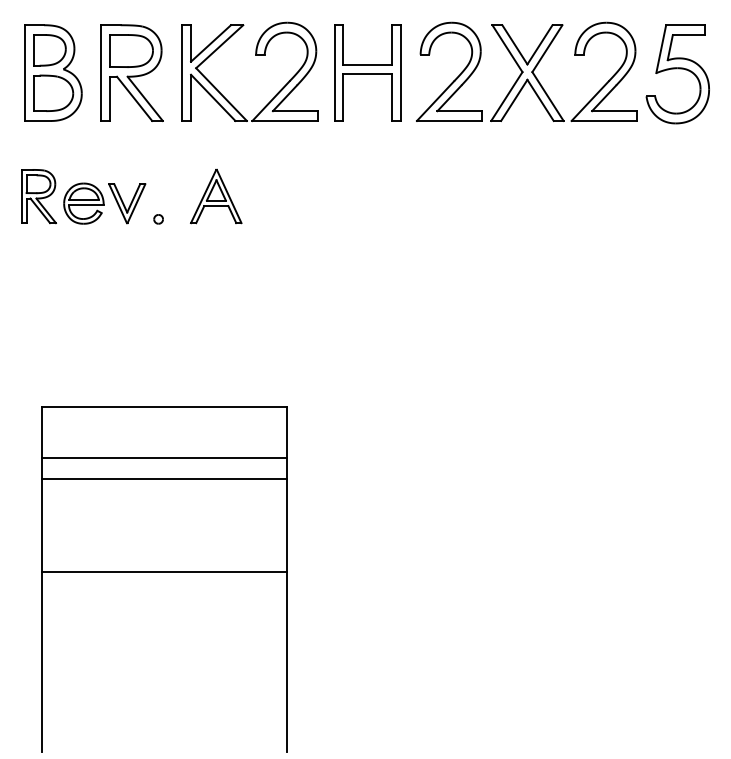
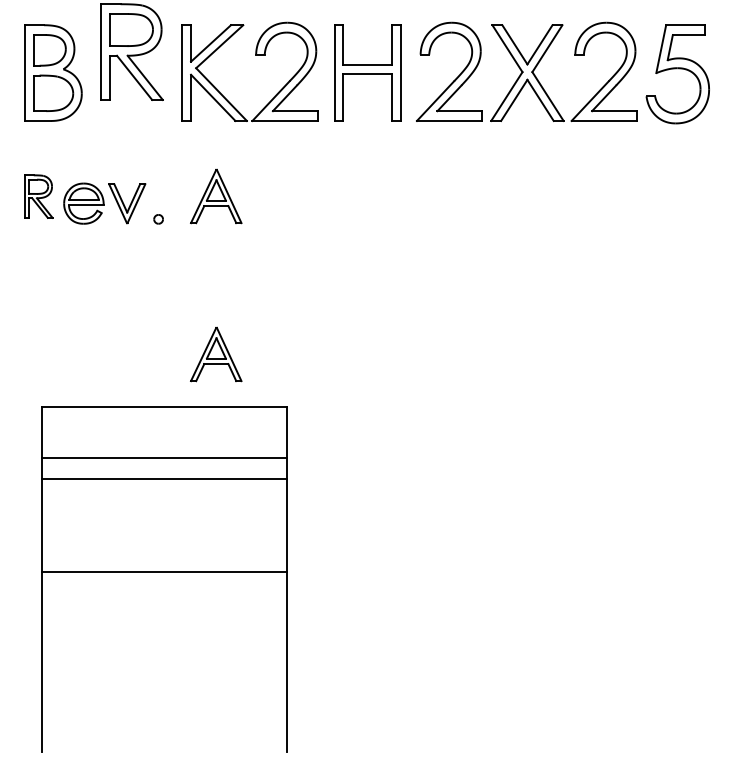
part position: (131, 72) -> (131, 51) (131, 51)
part size: 36x56 px -> 30x45 px (38, 196)
part: none -> present (216, 354)
